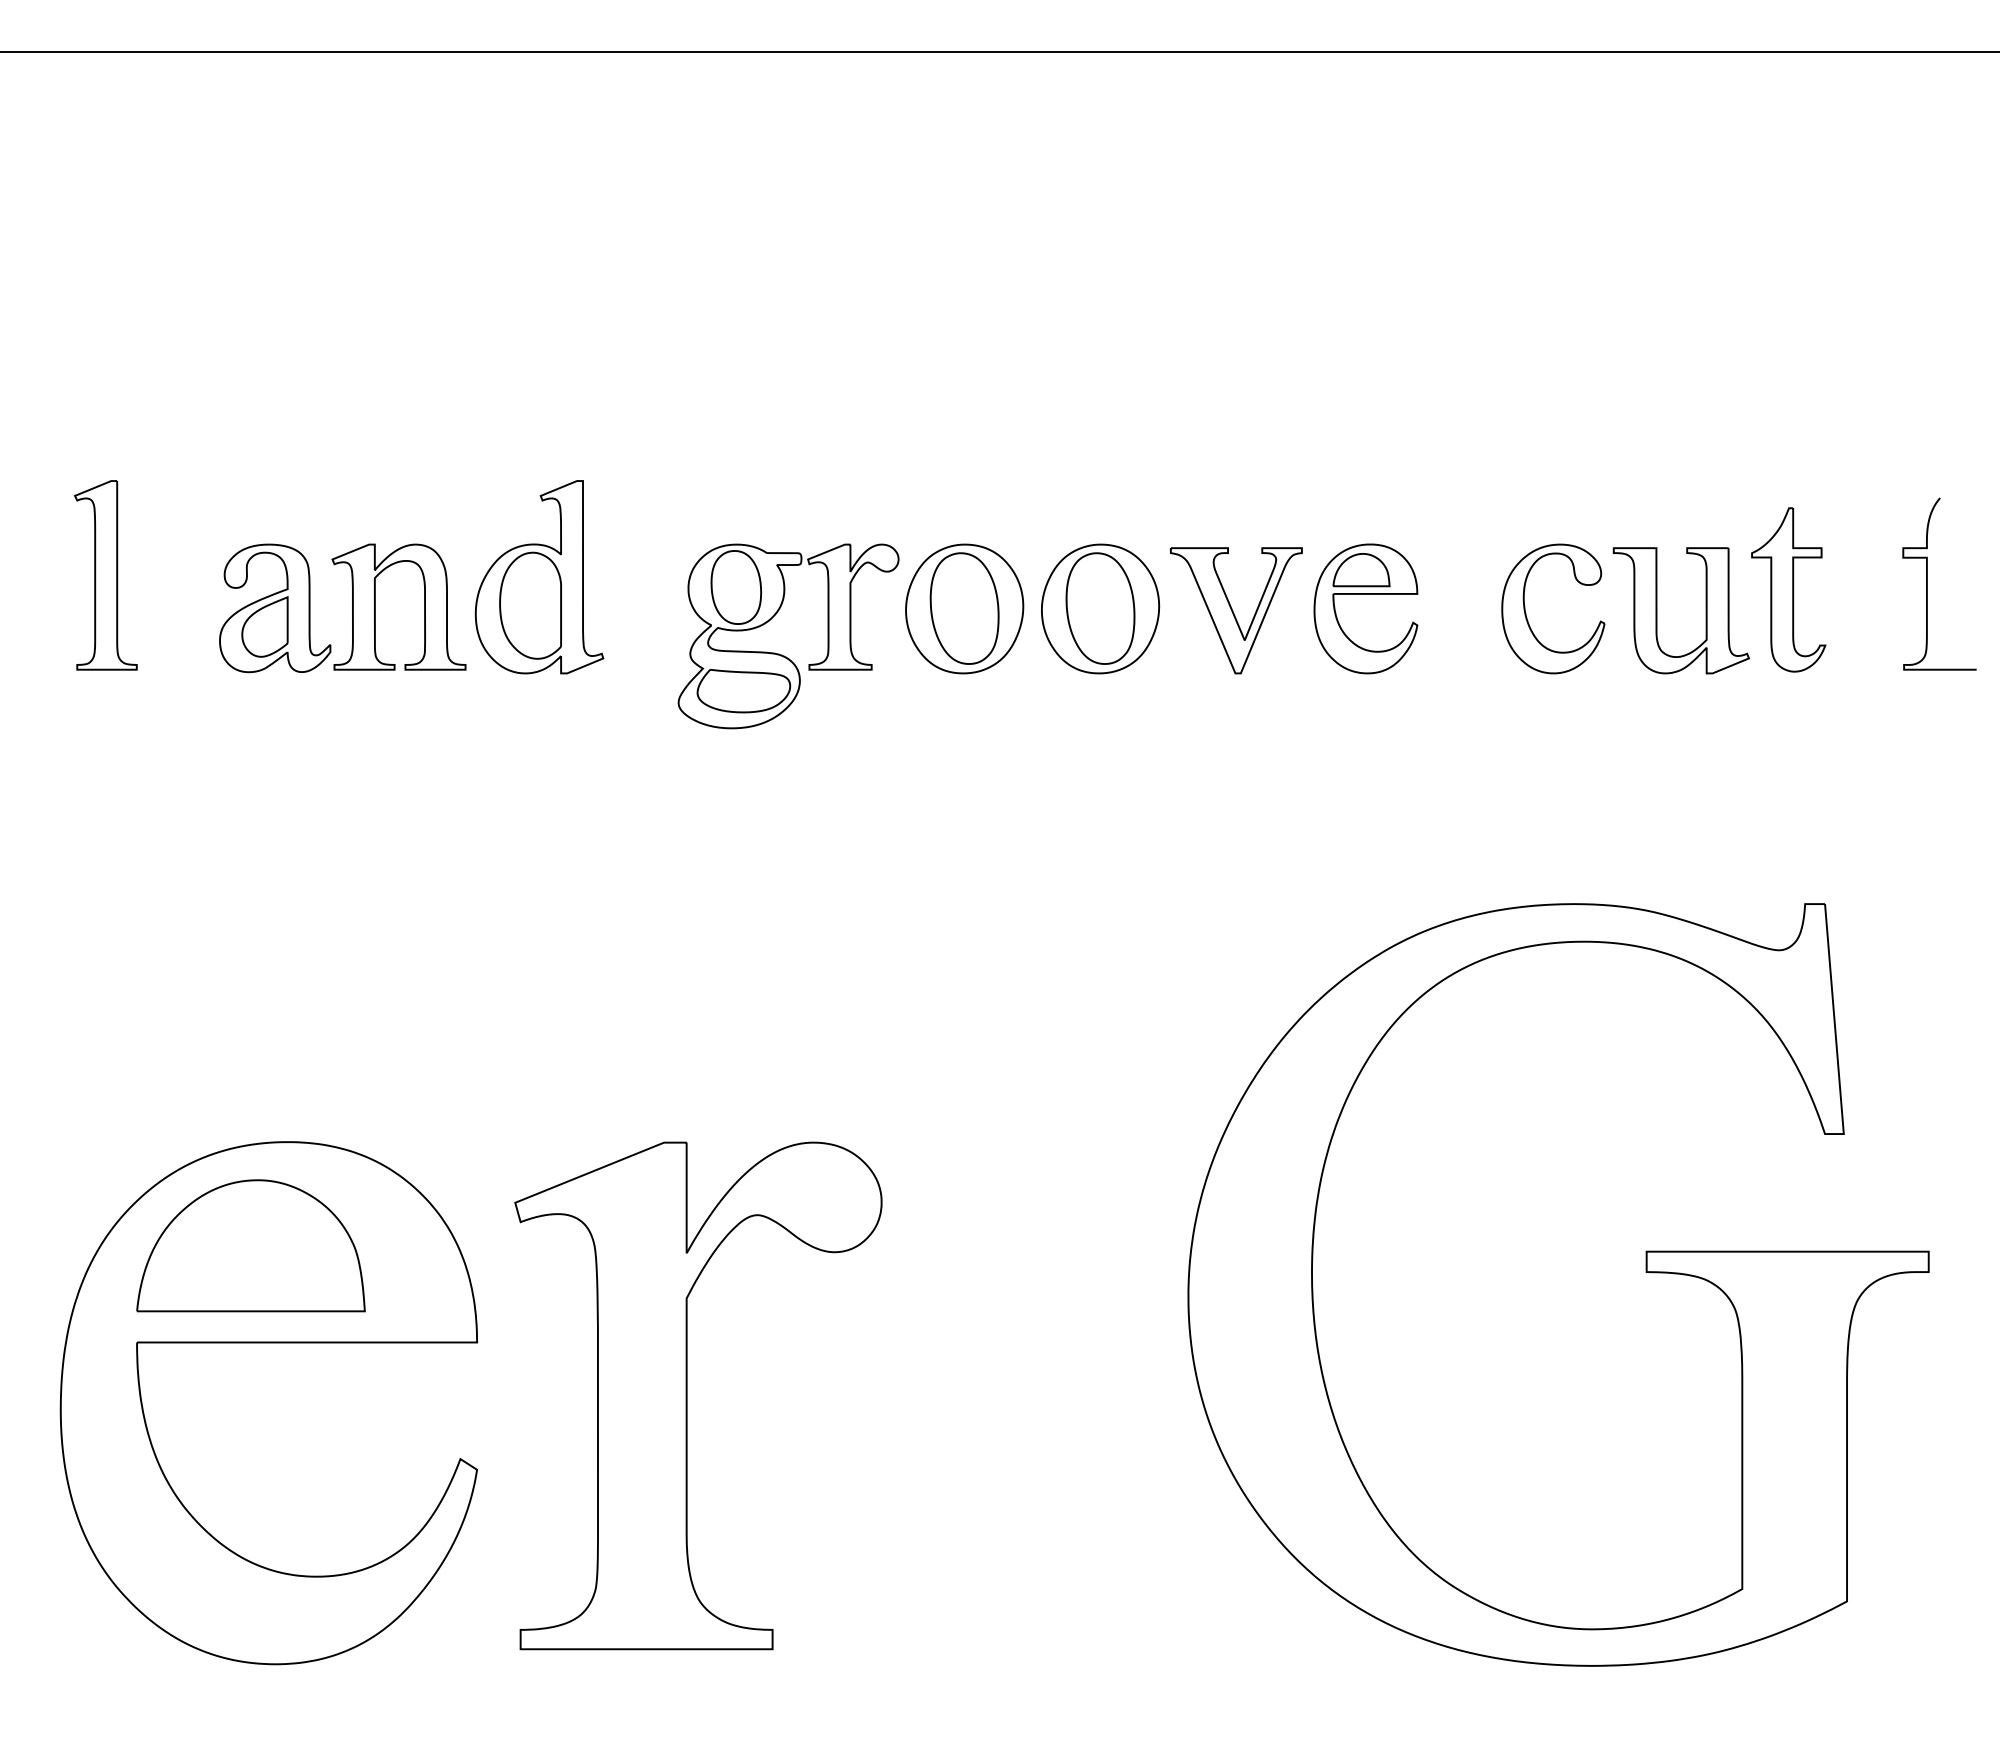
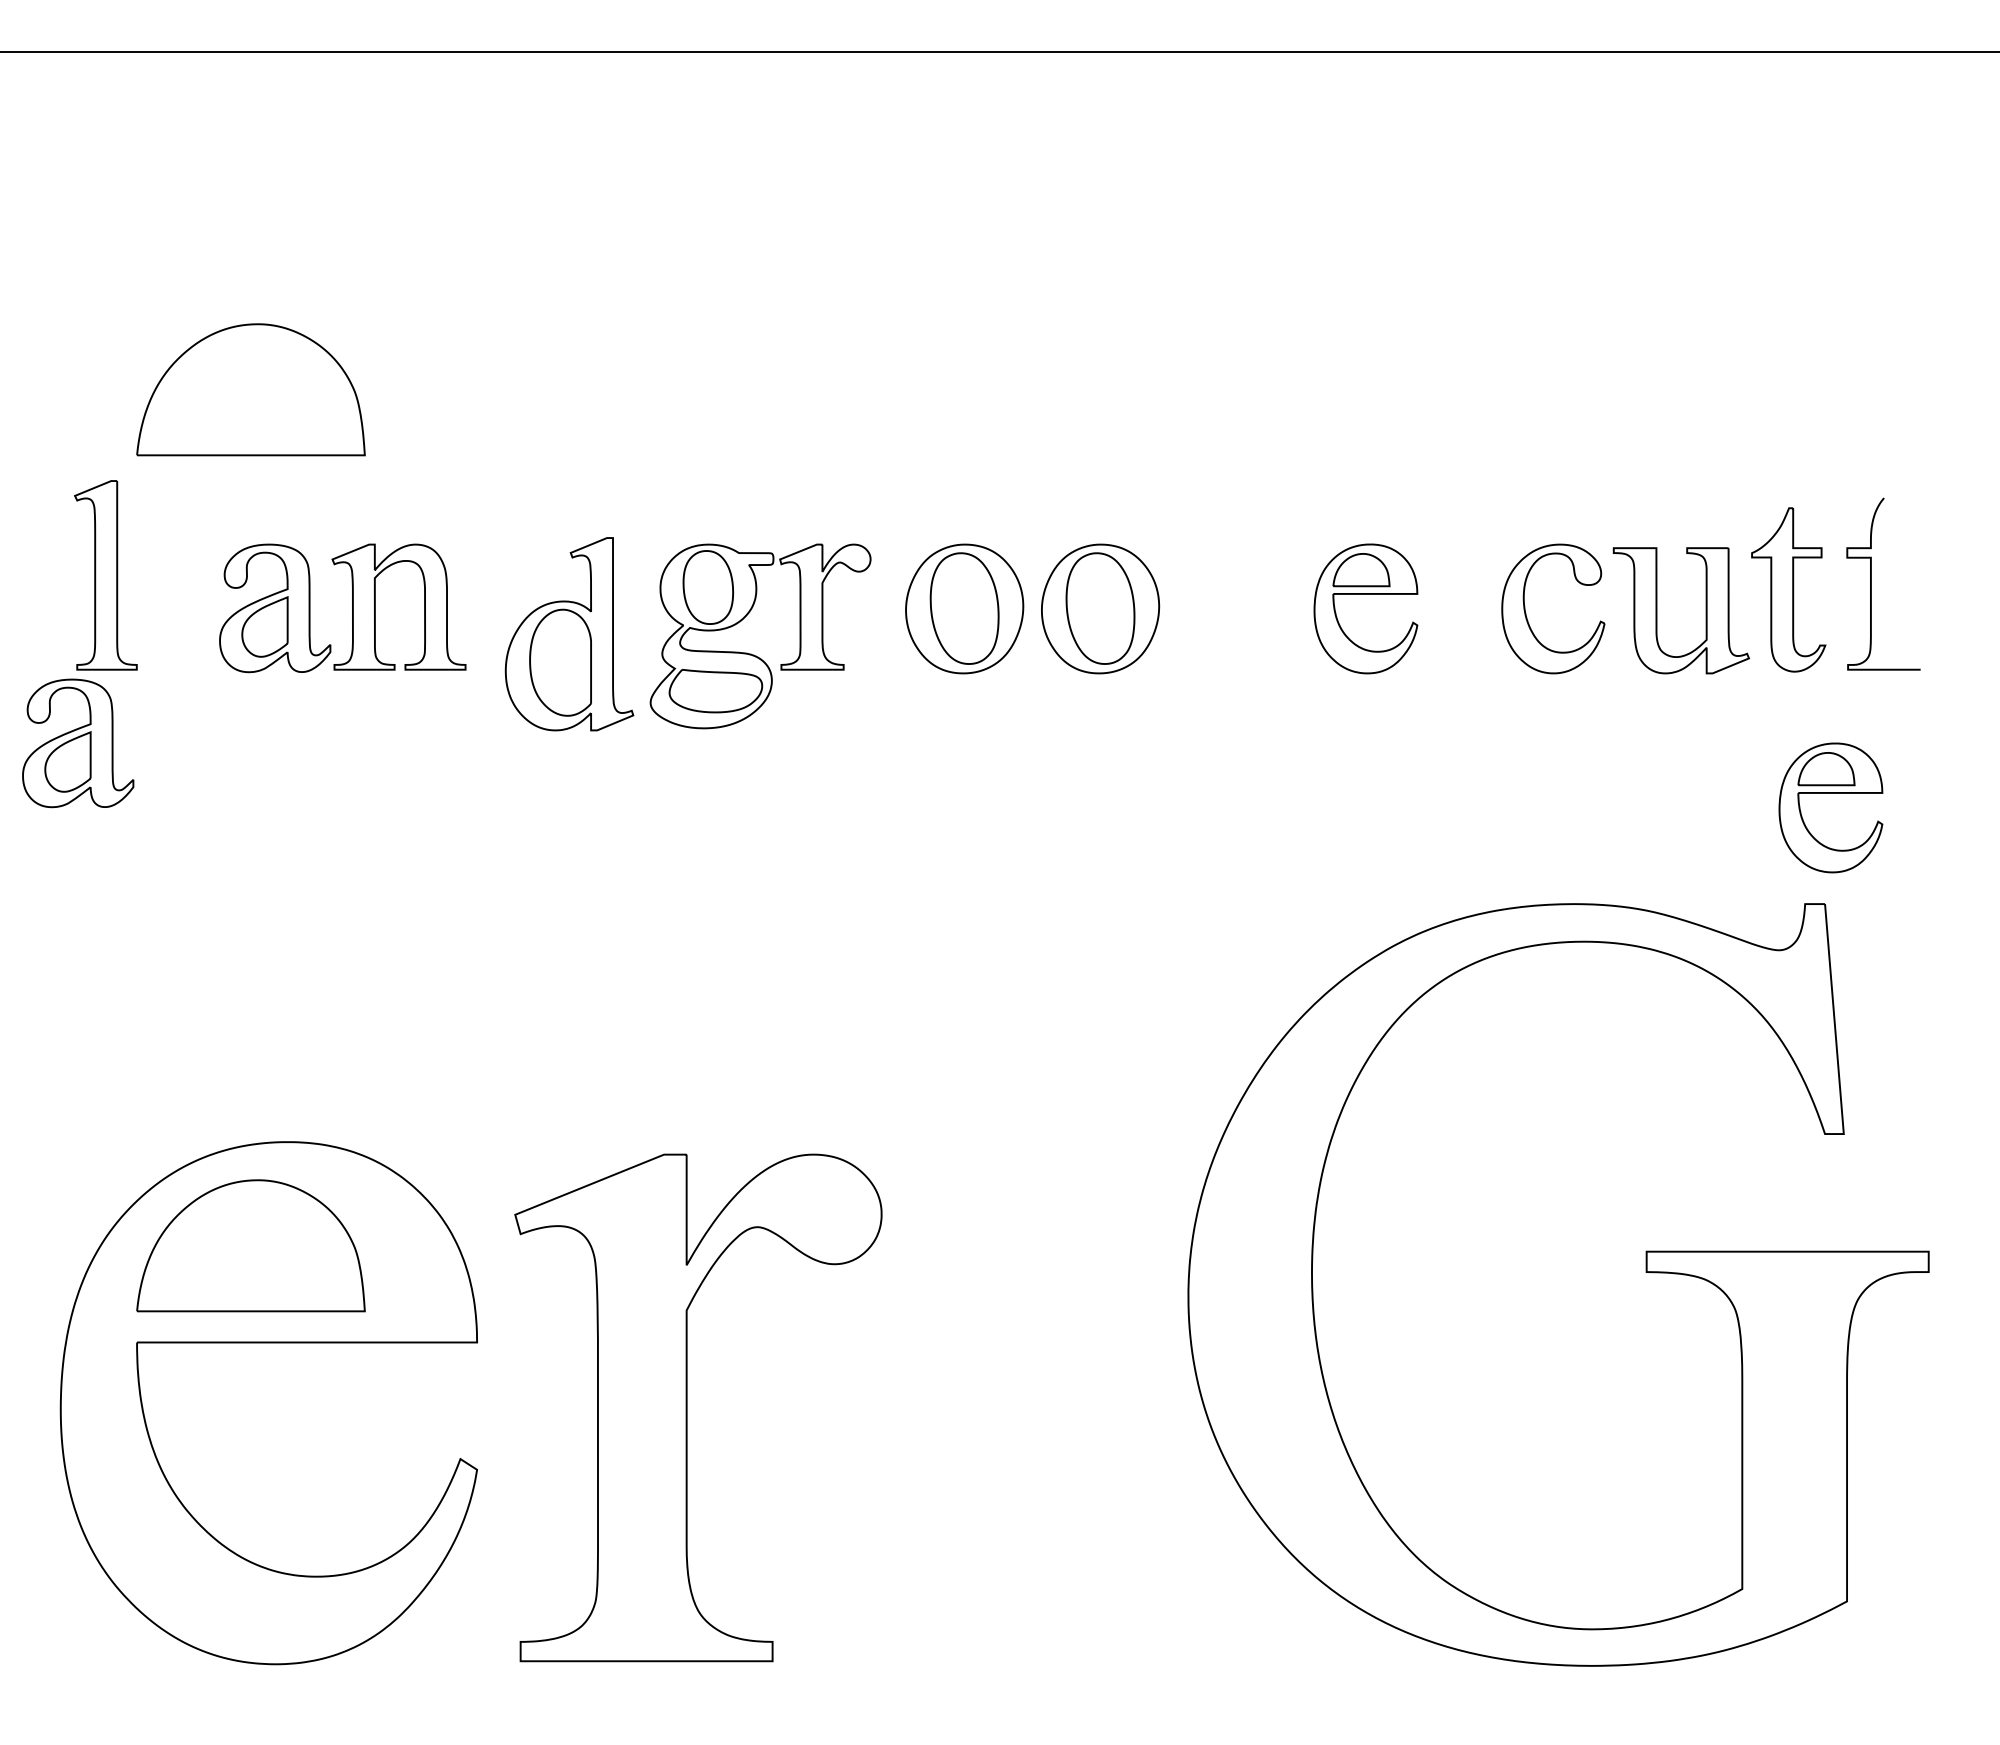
part: none -> present (250, 389)
part position: (539, 577) -> (569, 634) (569, 634)
curve position: (1927, 583) -> (1871, 583) (1871, 583)
part: present -> none (1236, 610)
part position: (779, 653) -> (751, 653) (751, 653)
part: none -> present (78, 743)
part: none -> present (1830, 793)
part position: (687, 1395) -> (687, 1407) (687, 1407)
